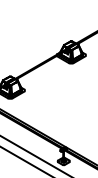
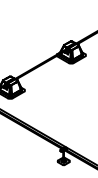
line: present -> none (34, 155)
line: present -> none (25, 160)
